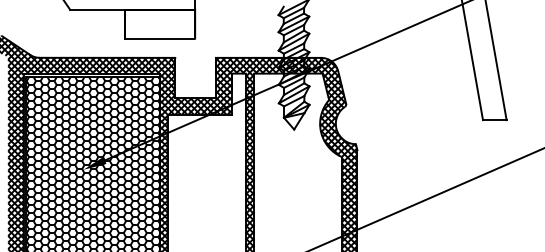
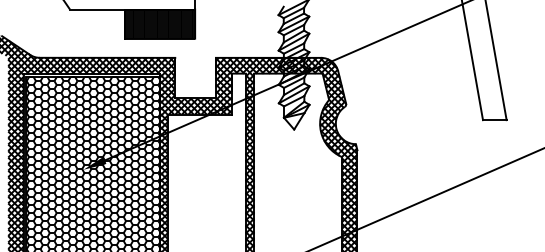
hatch: none -> present (159, 23)
